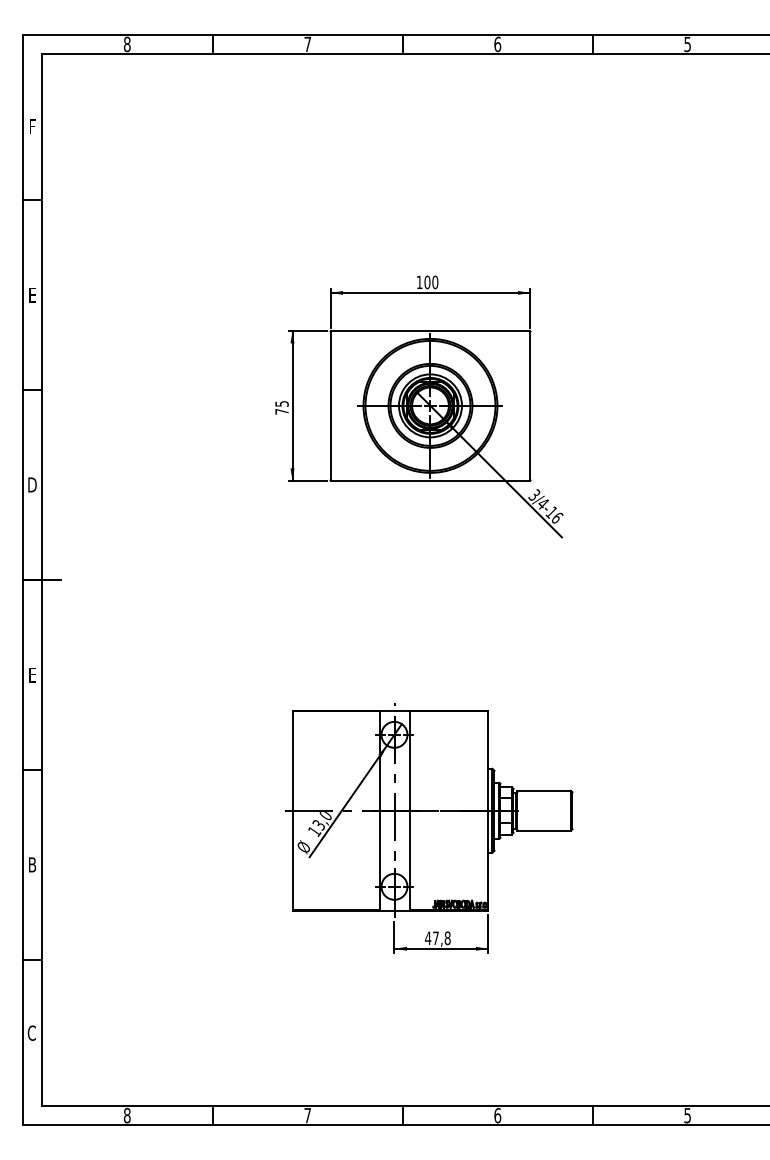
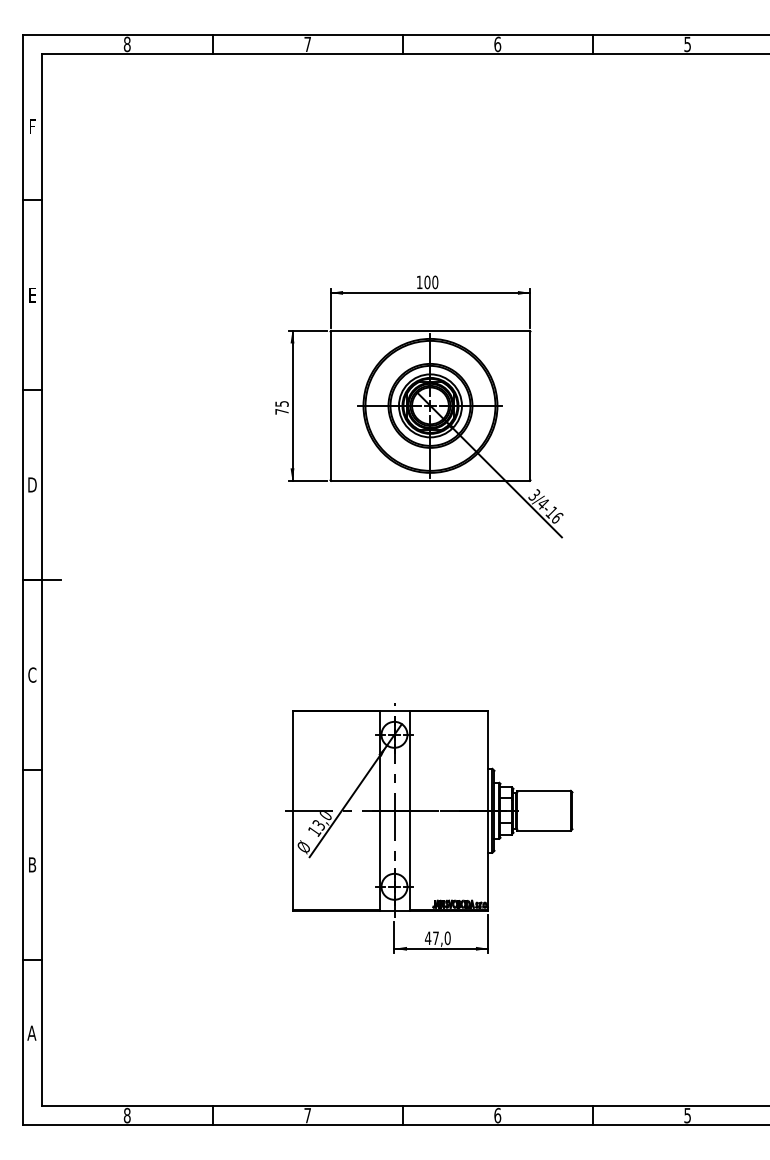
text: E -> C (32, 674)
text: 47,8 -> 47,0 (447, 937)
text: C -> A (31, 1032)
